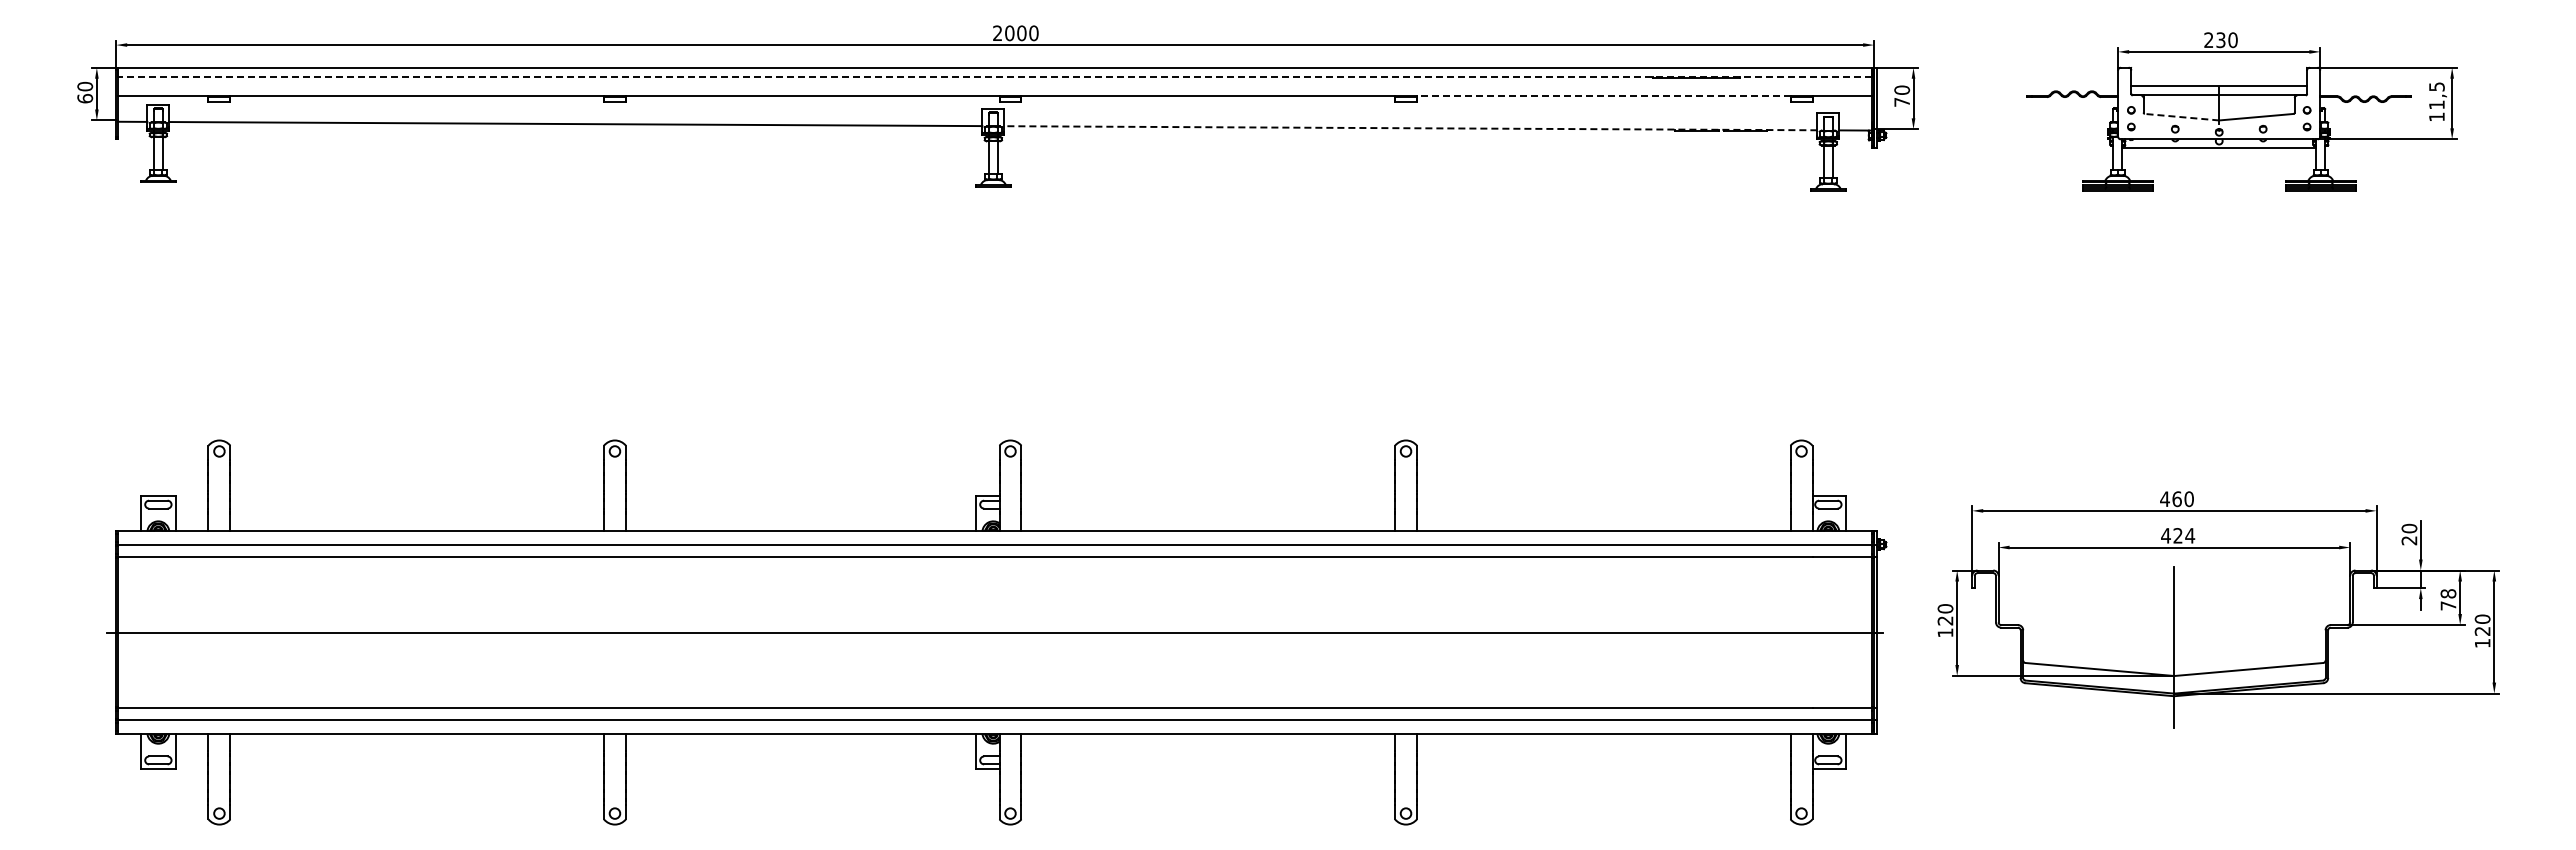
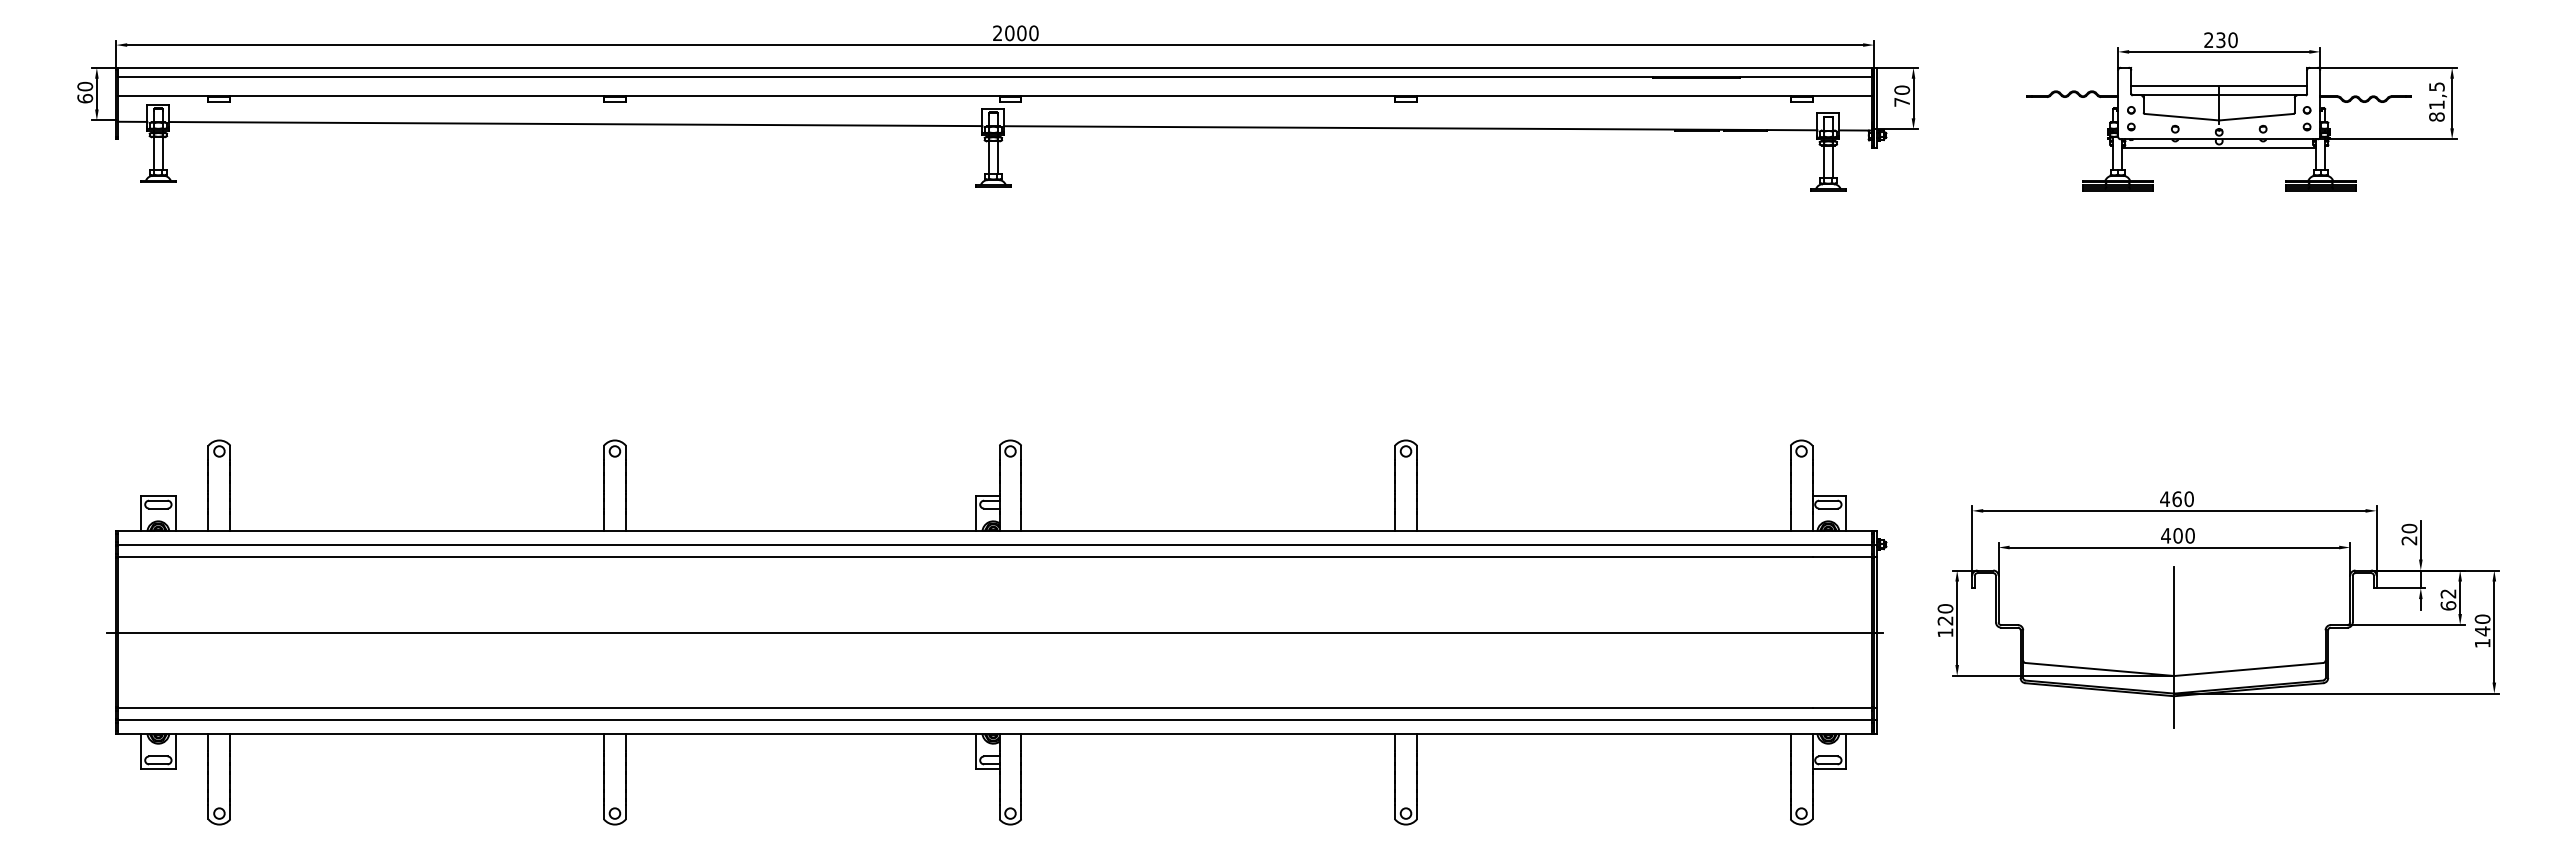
line: dashed -> solid (994, 76)
line: dashed -> solid (1603, 96)
text: 11,5 -> 81,5 (2436, 116)
line: dashed -> solid (2181, 117)
line: dashed -> solid (1410, 128)
text: 424 -> 400 (2184, 535)
text: 78 -> 62 (2448, 599)
text: 120 -> 140 (2482, 631)
